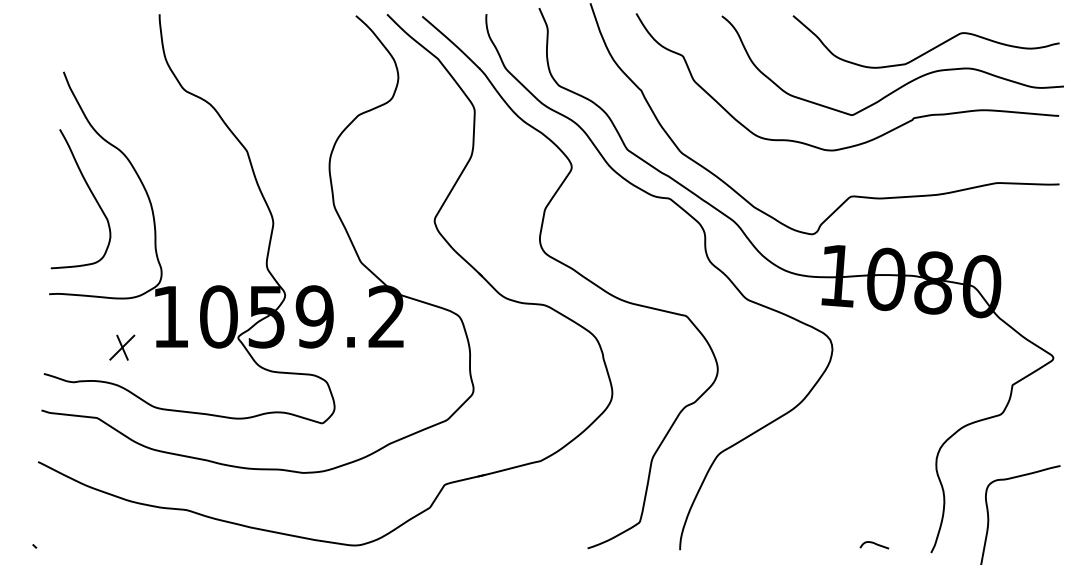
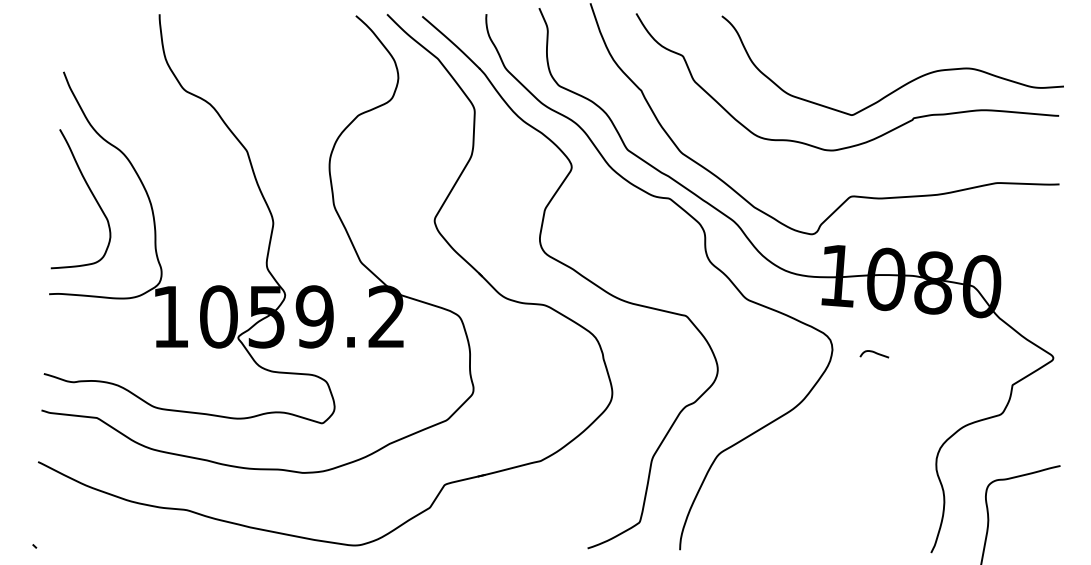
curve: present -> none (929, 49)
part: present -> none (122, 347)
curve position: (874, 544) -> (874, 353) (874, 353)
